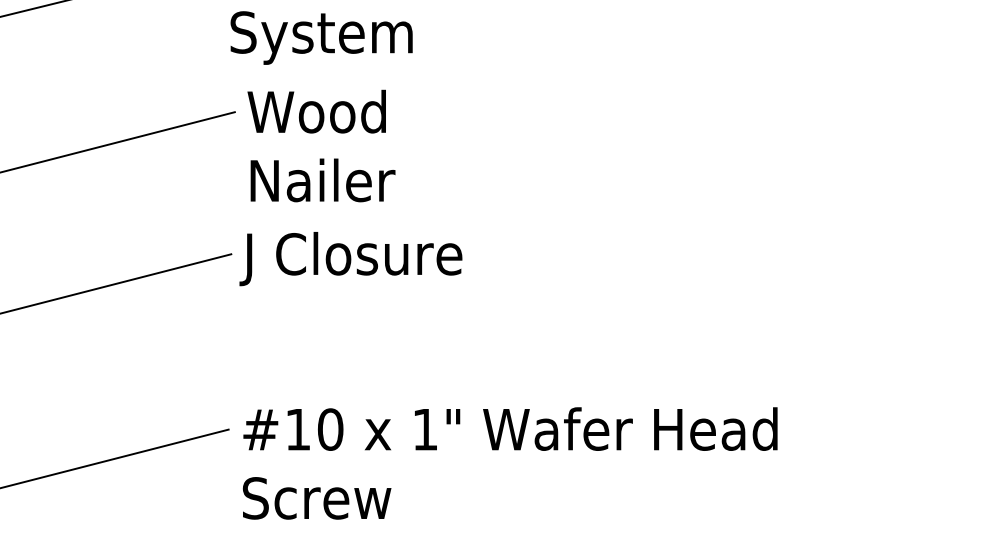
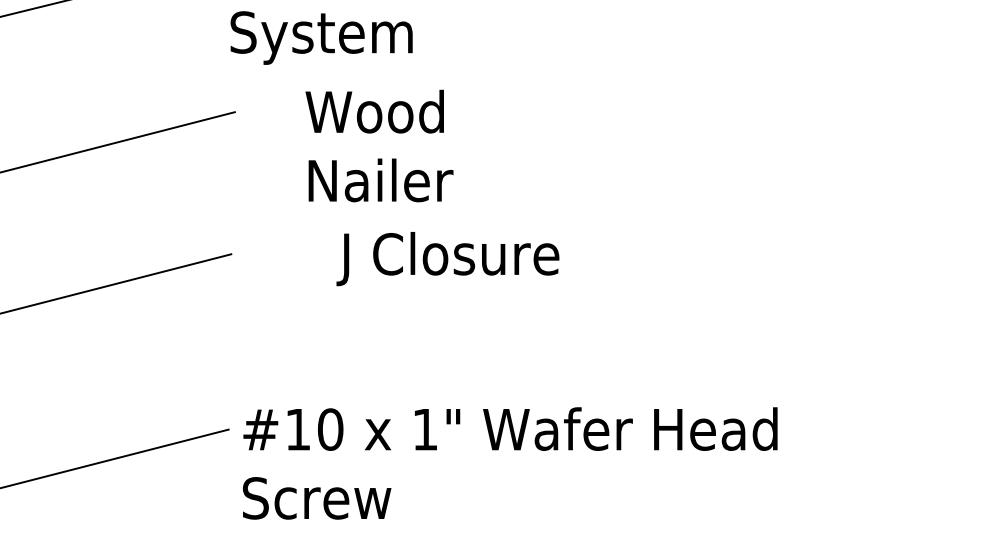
text position: (321, 145) -> (379, 145) (379, 145)
text position: (350, 259) -> (447, 259) (447, 259)
